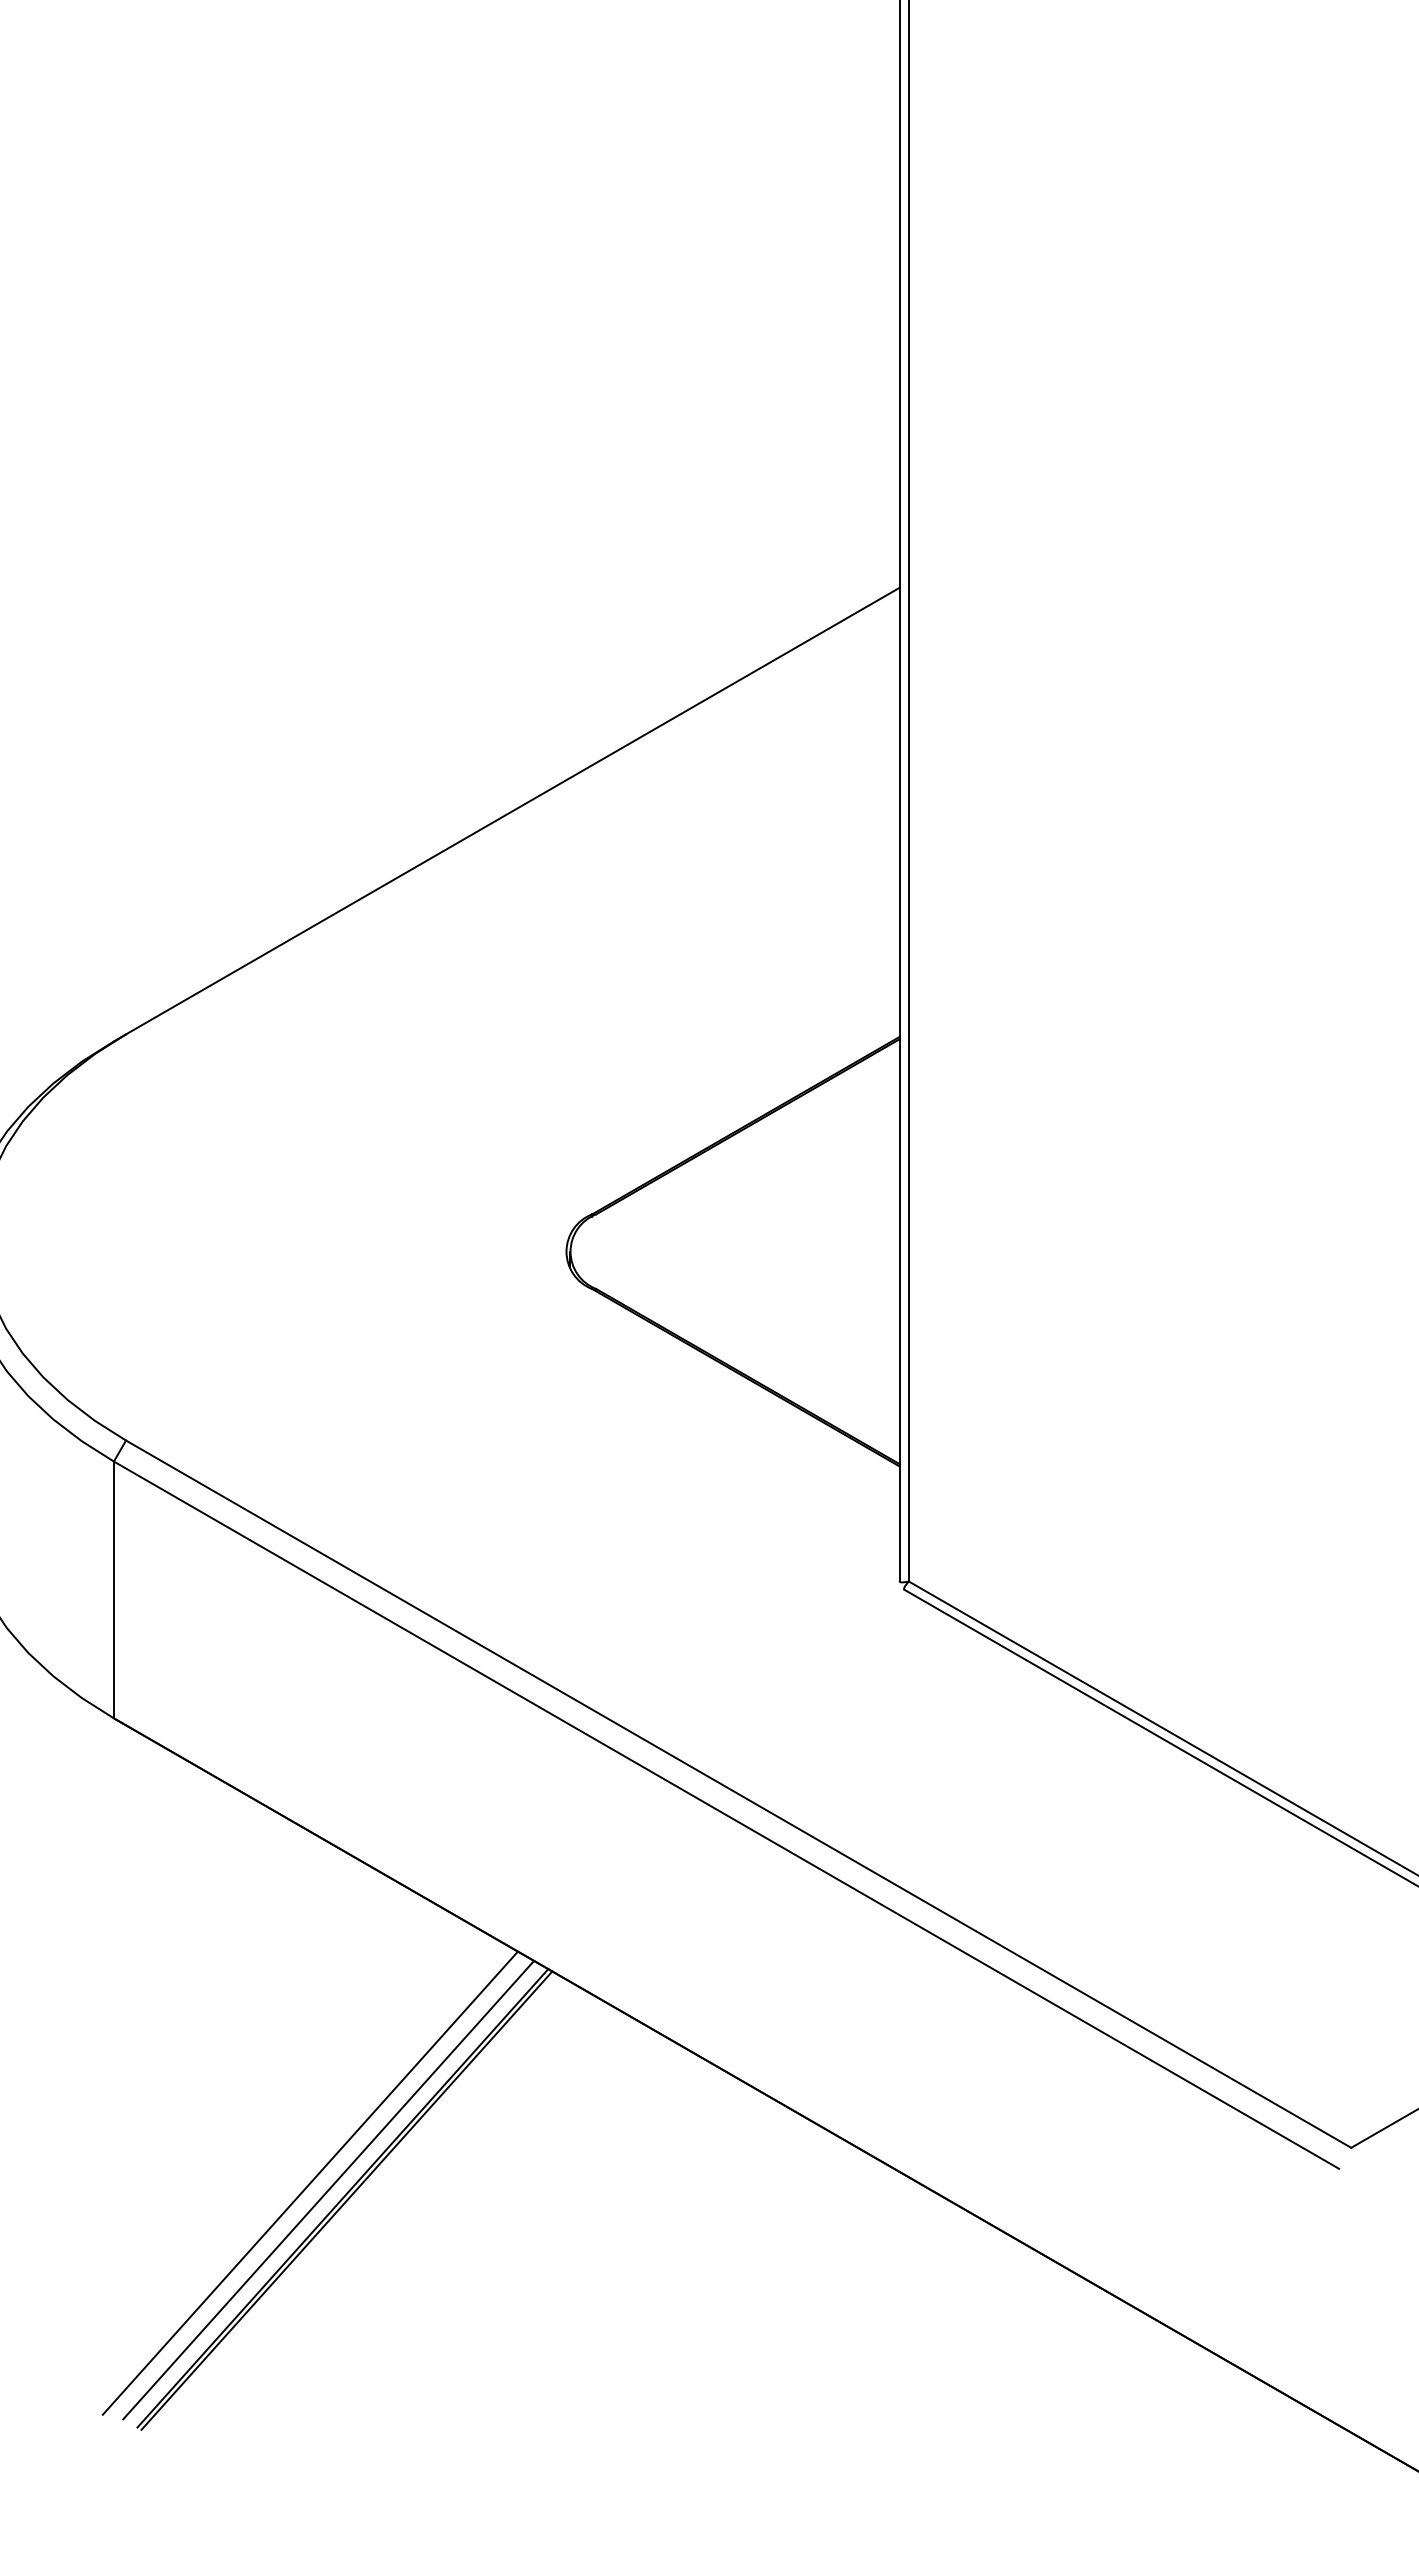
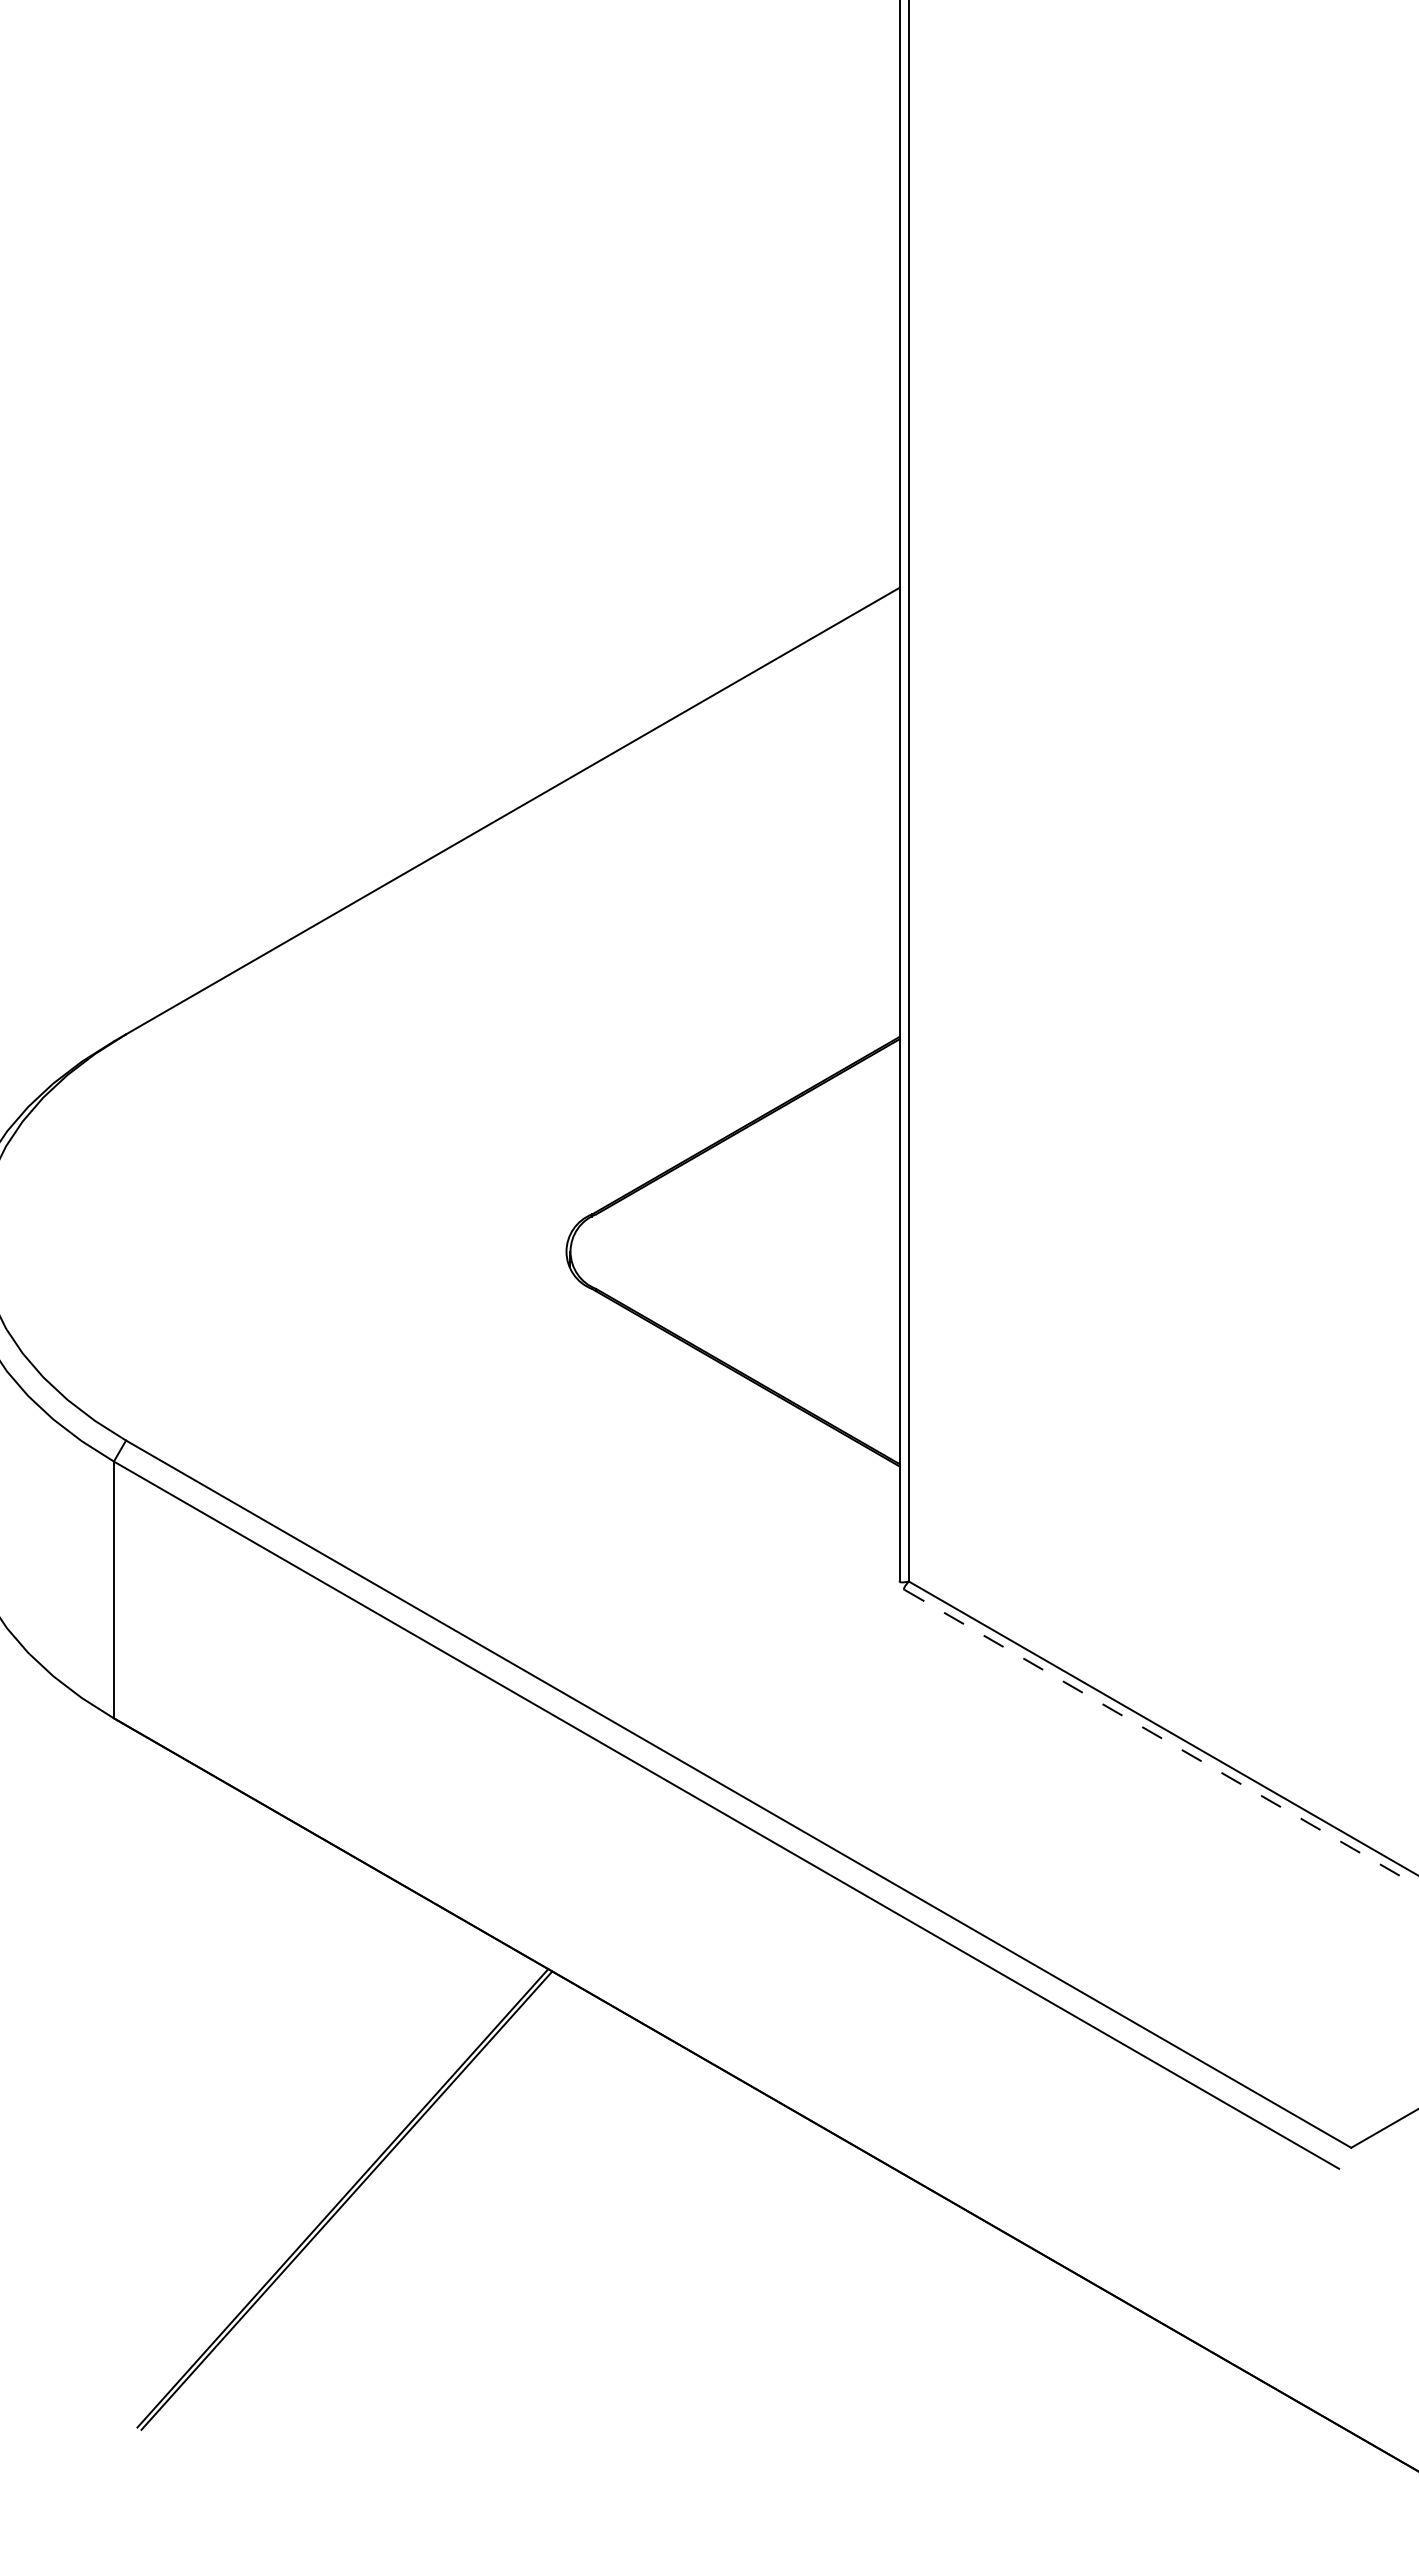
line: solid -> dashed (1161, 1738)
line: present -> none (309, 2182)
line: present -> none (328, 2189)
